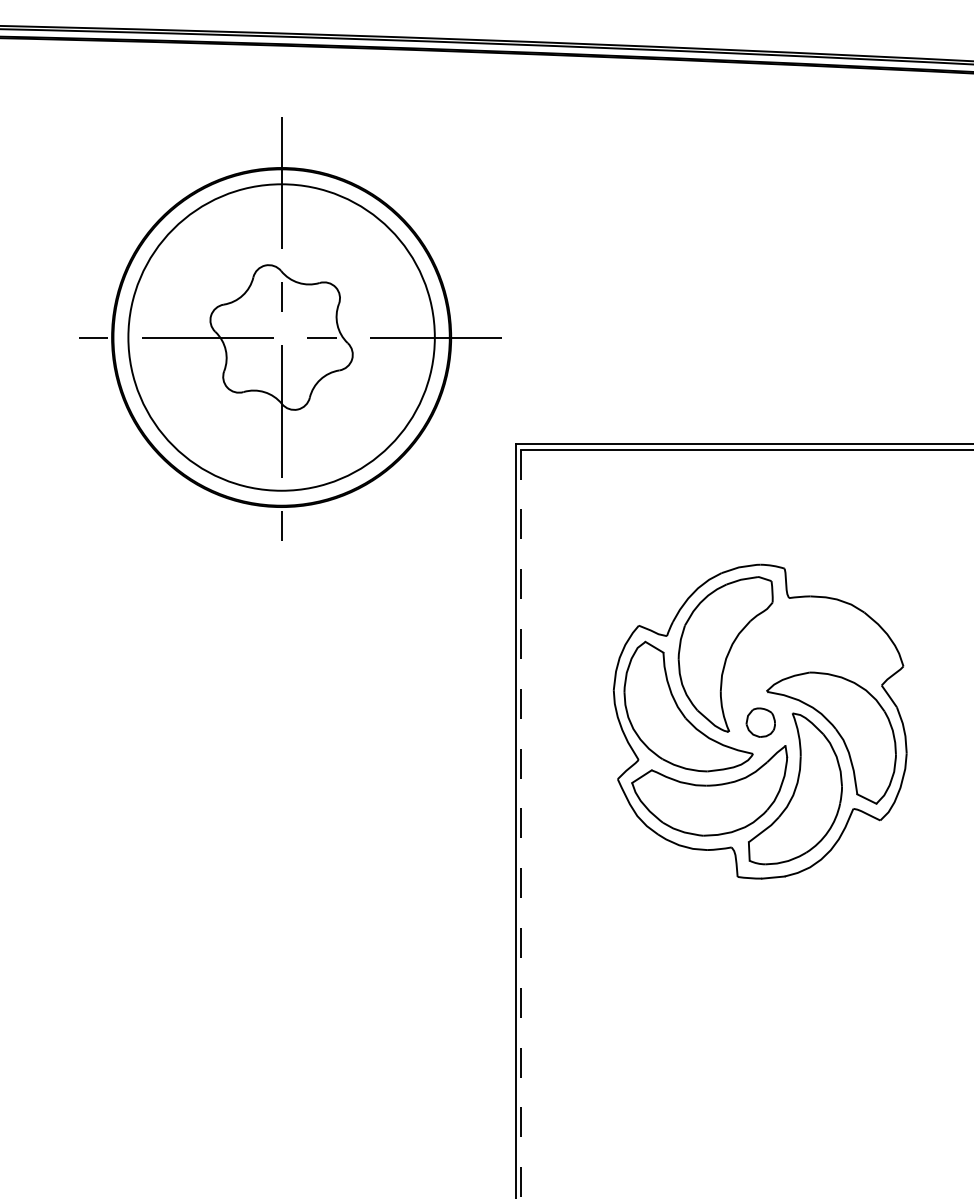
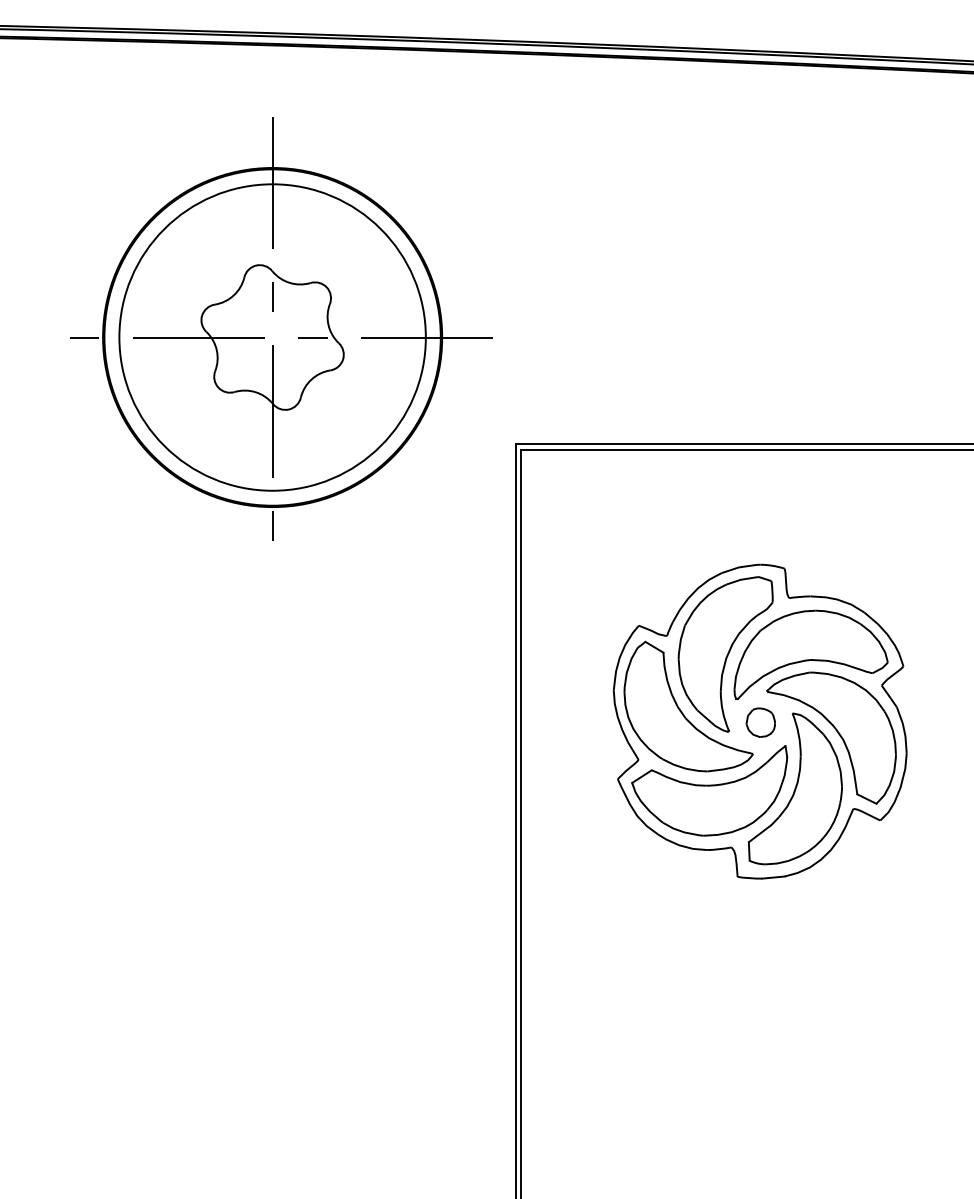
part position: (290, 328) -> (281, 328) (281, 328)
part: none -> present (810, 654)
line: dashed -> solid (521, 824)
